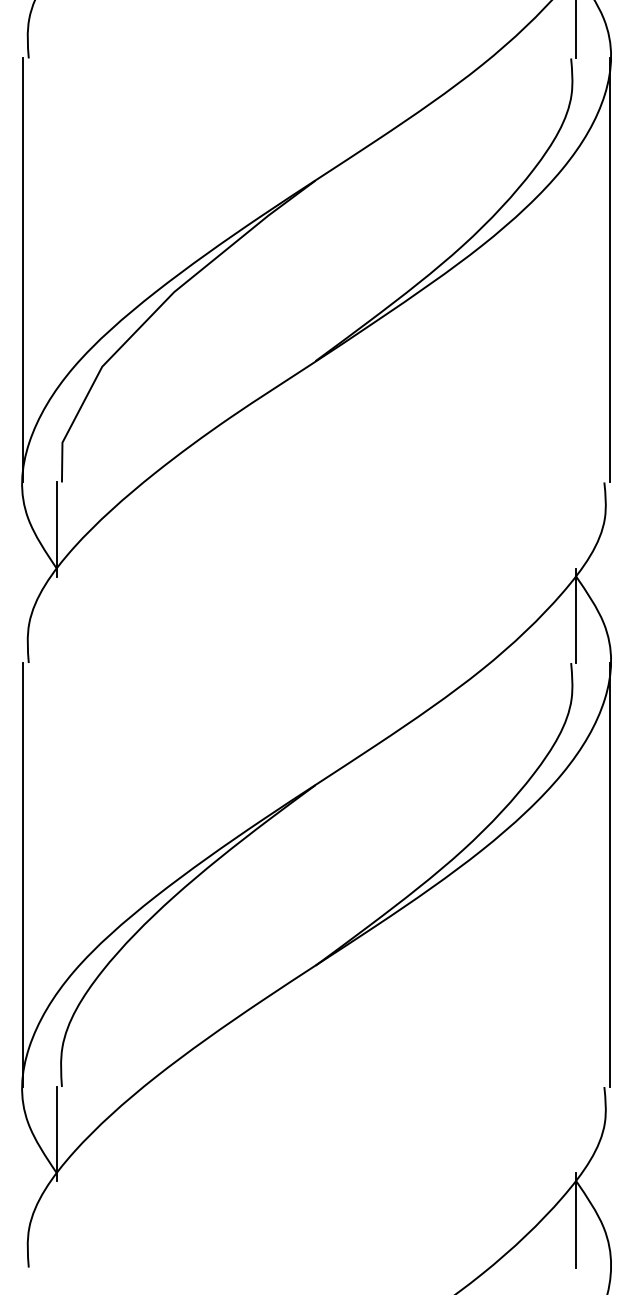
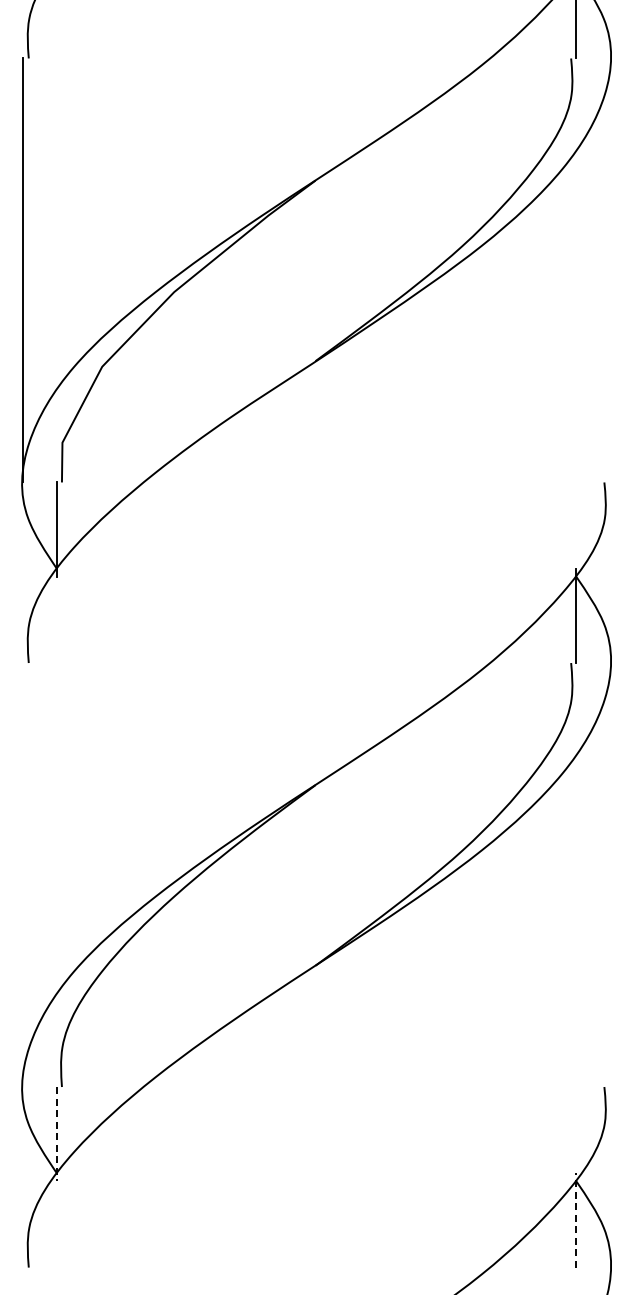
line: present -> none (610, 270)
line: present -> none (23, 875)
line: present -> none (610, 875)
line: solid -> dashed (57, 1134)
line: solid -> dashed (576, 1220)
